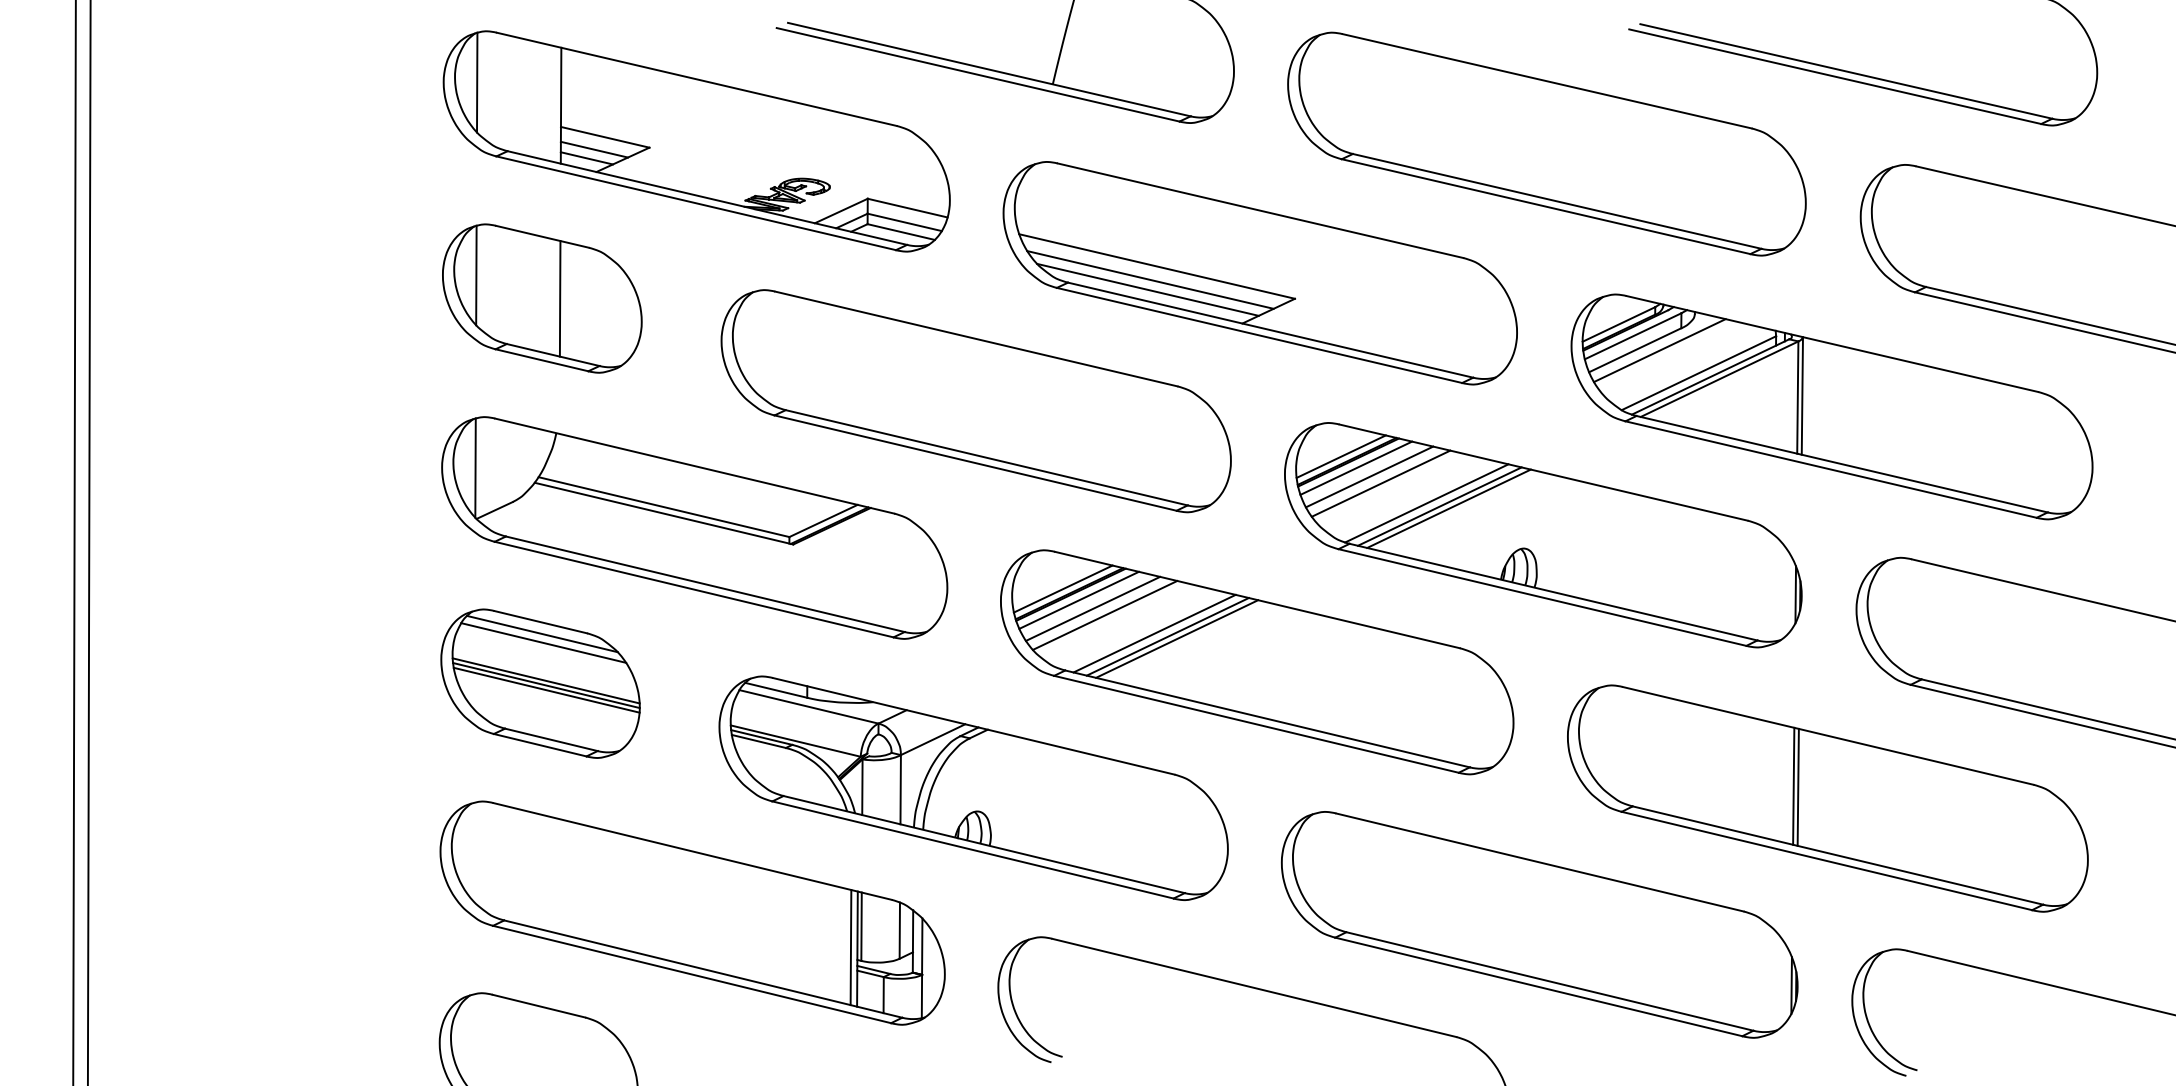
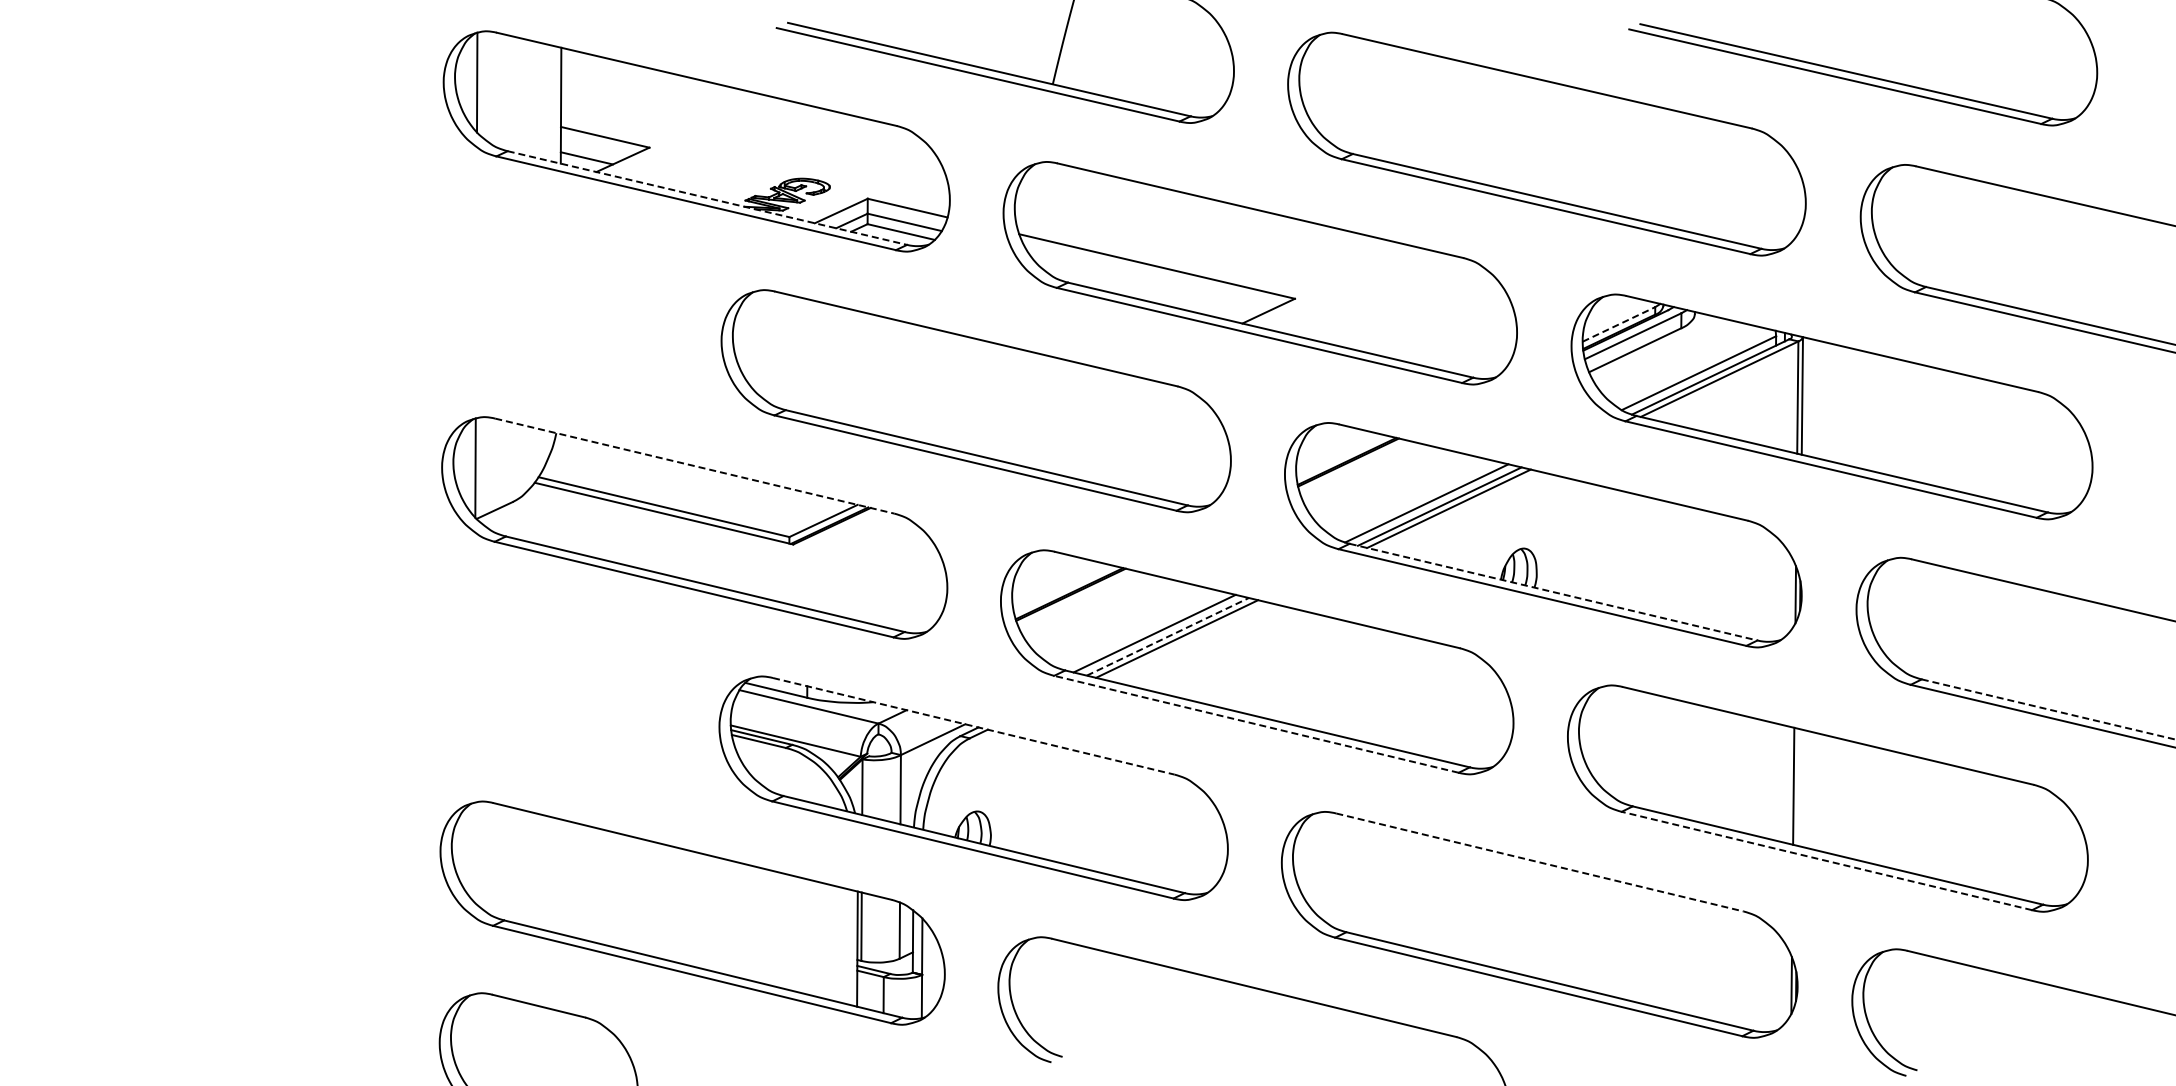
line: present -> none (593, 149)
line: solid -> dashed (707, 198)
line: present -> none (1150, 279)
line: present -> none (1147, 289)
part: present -> none (542, 298)
line: solid -> dashed (1619, 324)
line: present -> none (1659, 350)
line: present -> none (1340, 456)
line: solid -> dashed (695, 466)
line: present -> none (1356, 467)
line: present -> none (1369, 476)
line: present -> none (1380, 483)
line: present -> none (74, 542)
line: present -> none (88, 542)
line: present -> none (1062, 588)
line: solid -> dashed (1553, 592)
line: present -> none (1078, 599)
line: present -> none (1092, 608)
line: present -> none (1104, 614)
line: solid -> dashed (1167, 636)
part: present -> none (540, 683)
line: solid -> dashed (2049, 709)
line: solid -> dashed (1256, 724)
line: solid -> dashed (974, 726)
line: present -> none (1797, 786)
line: solid -> dashed (1826, 860)
line: solid -> dashed (1540, 862)
line: present -> none (850, 947)
